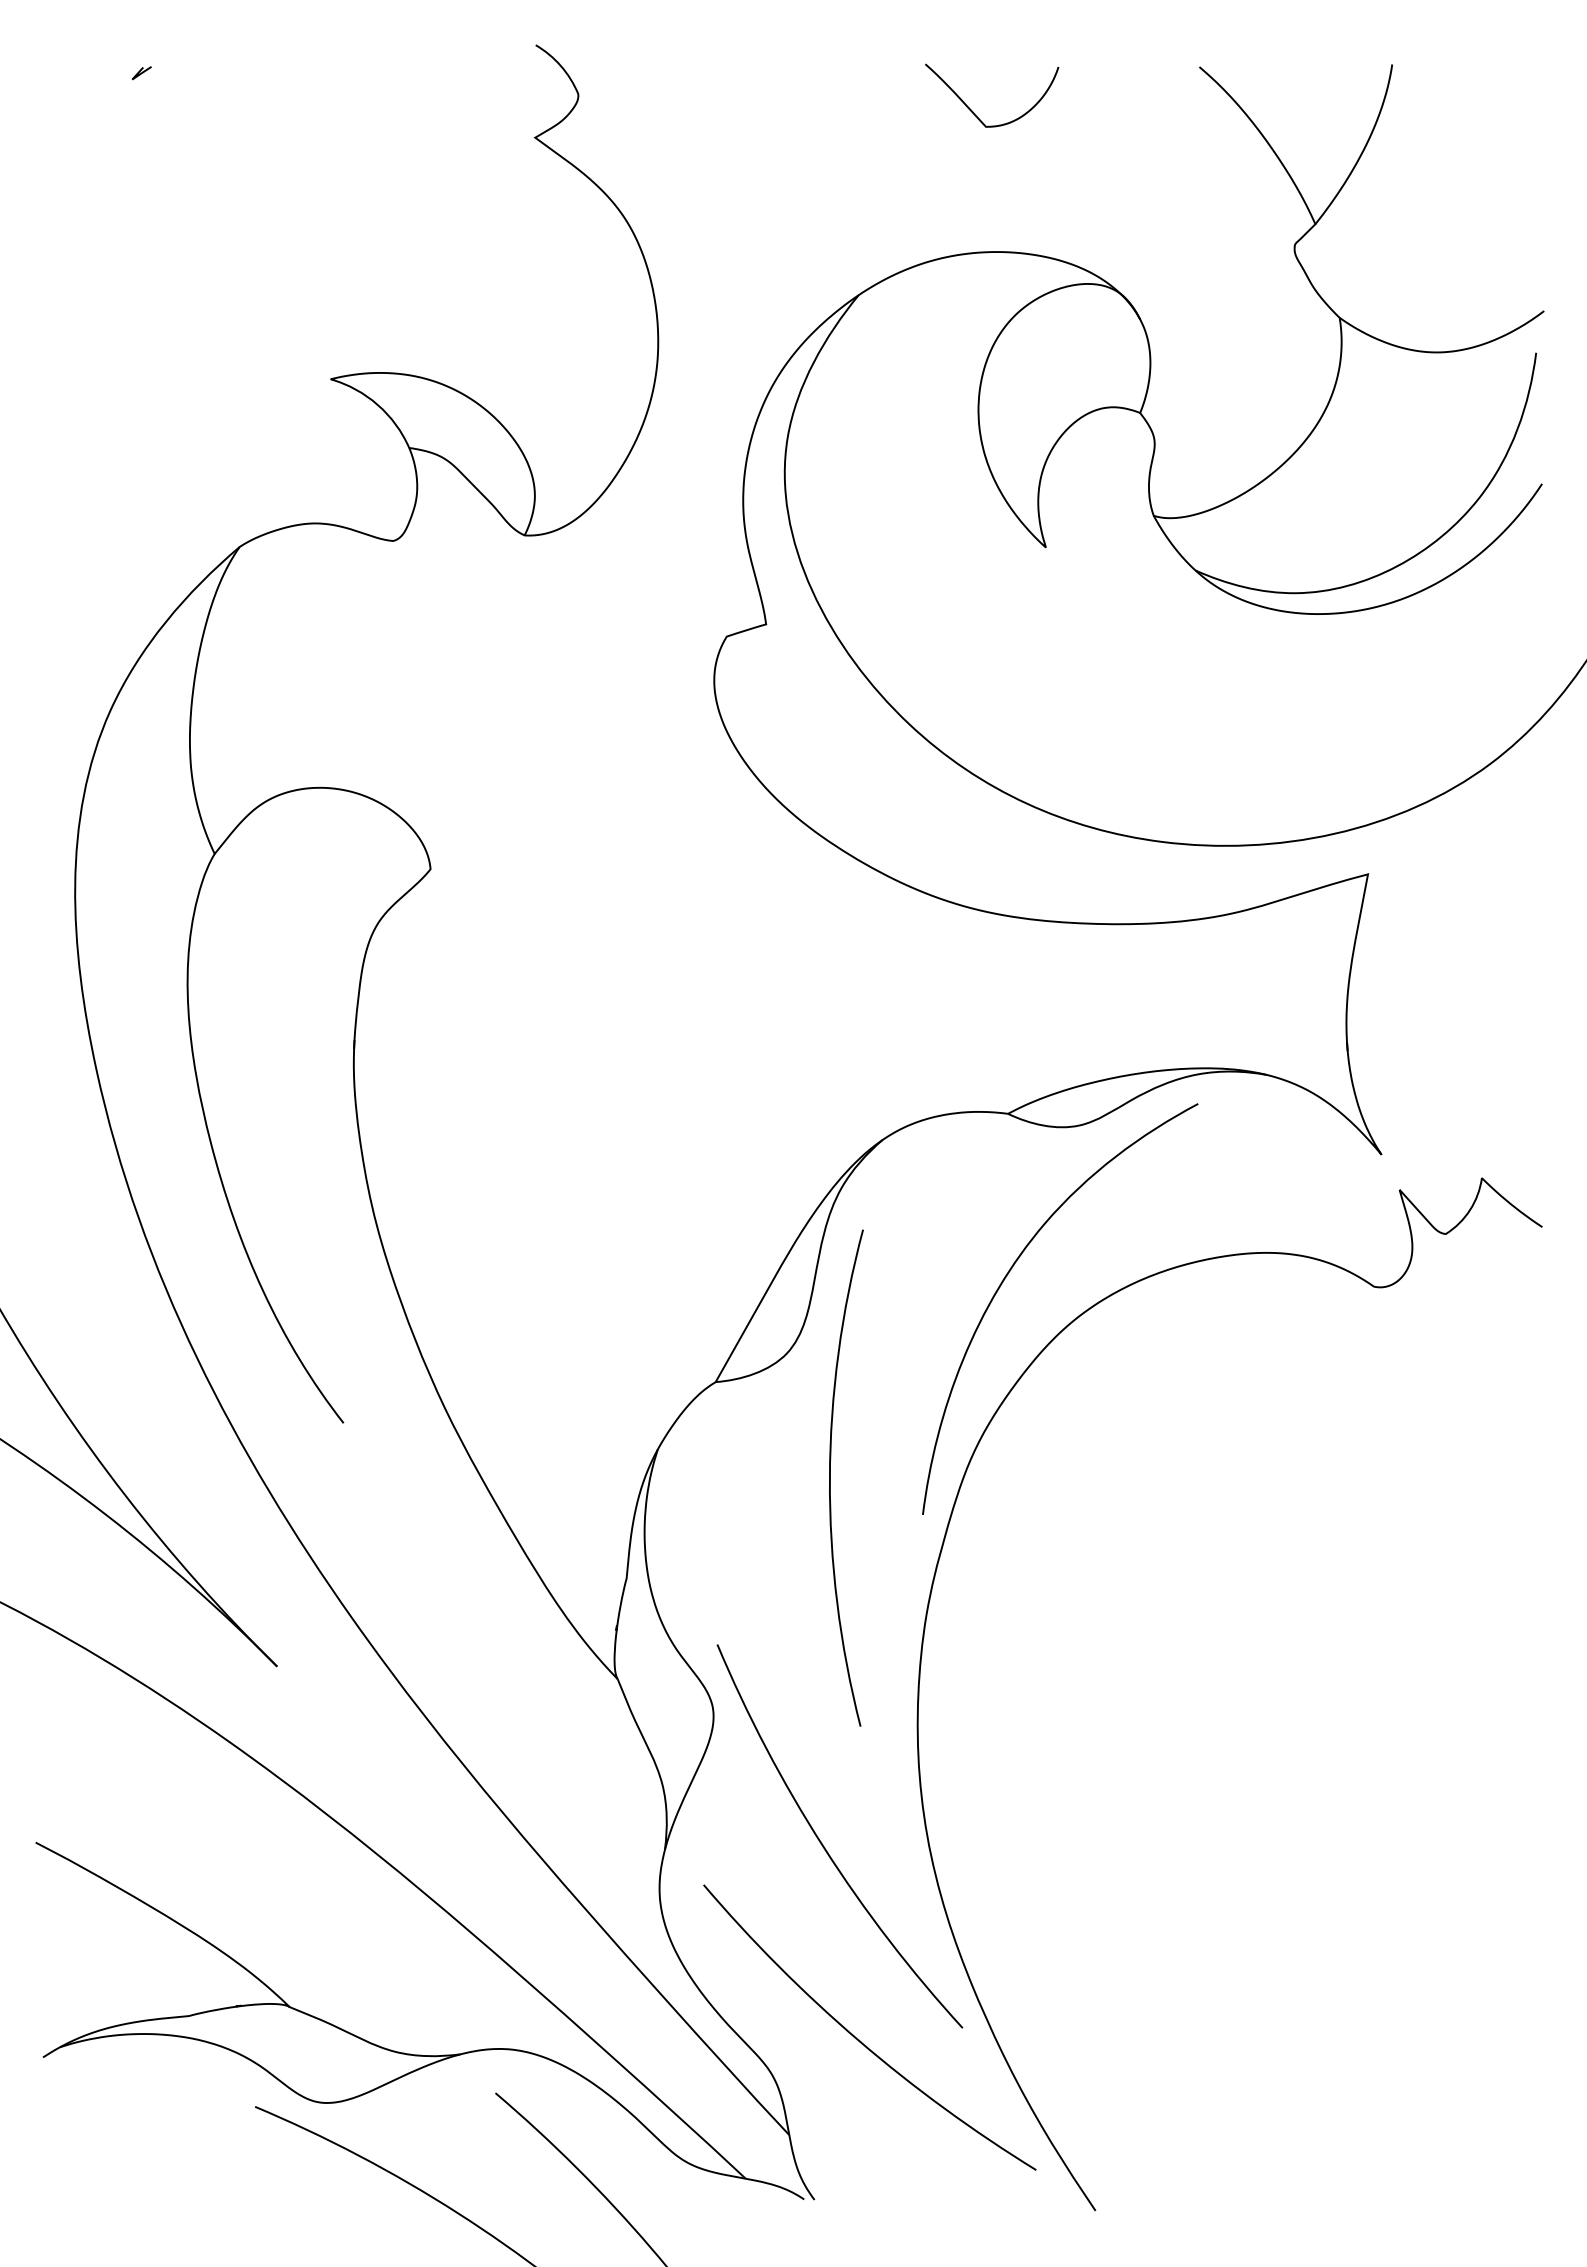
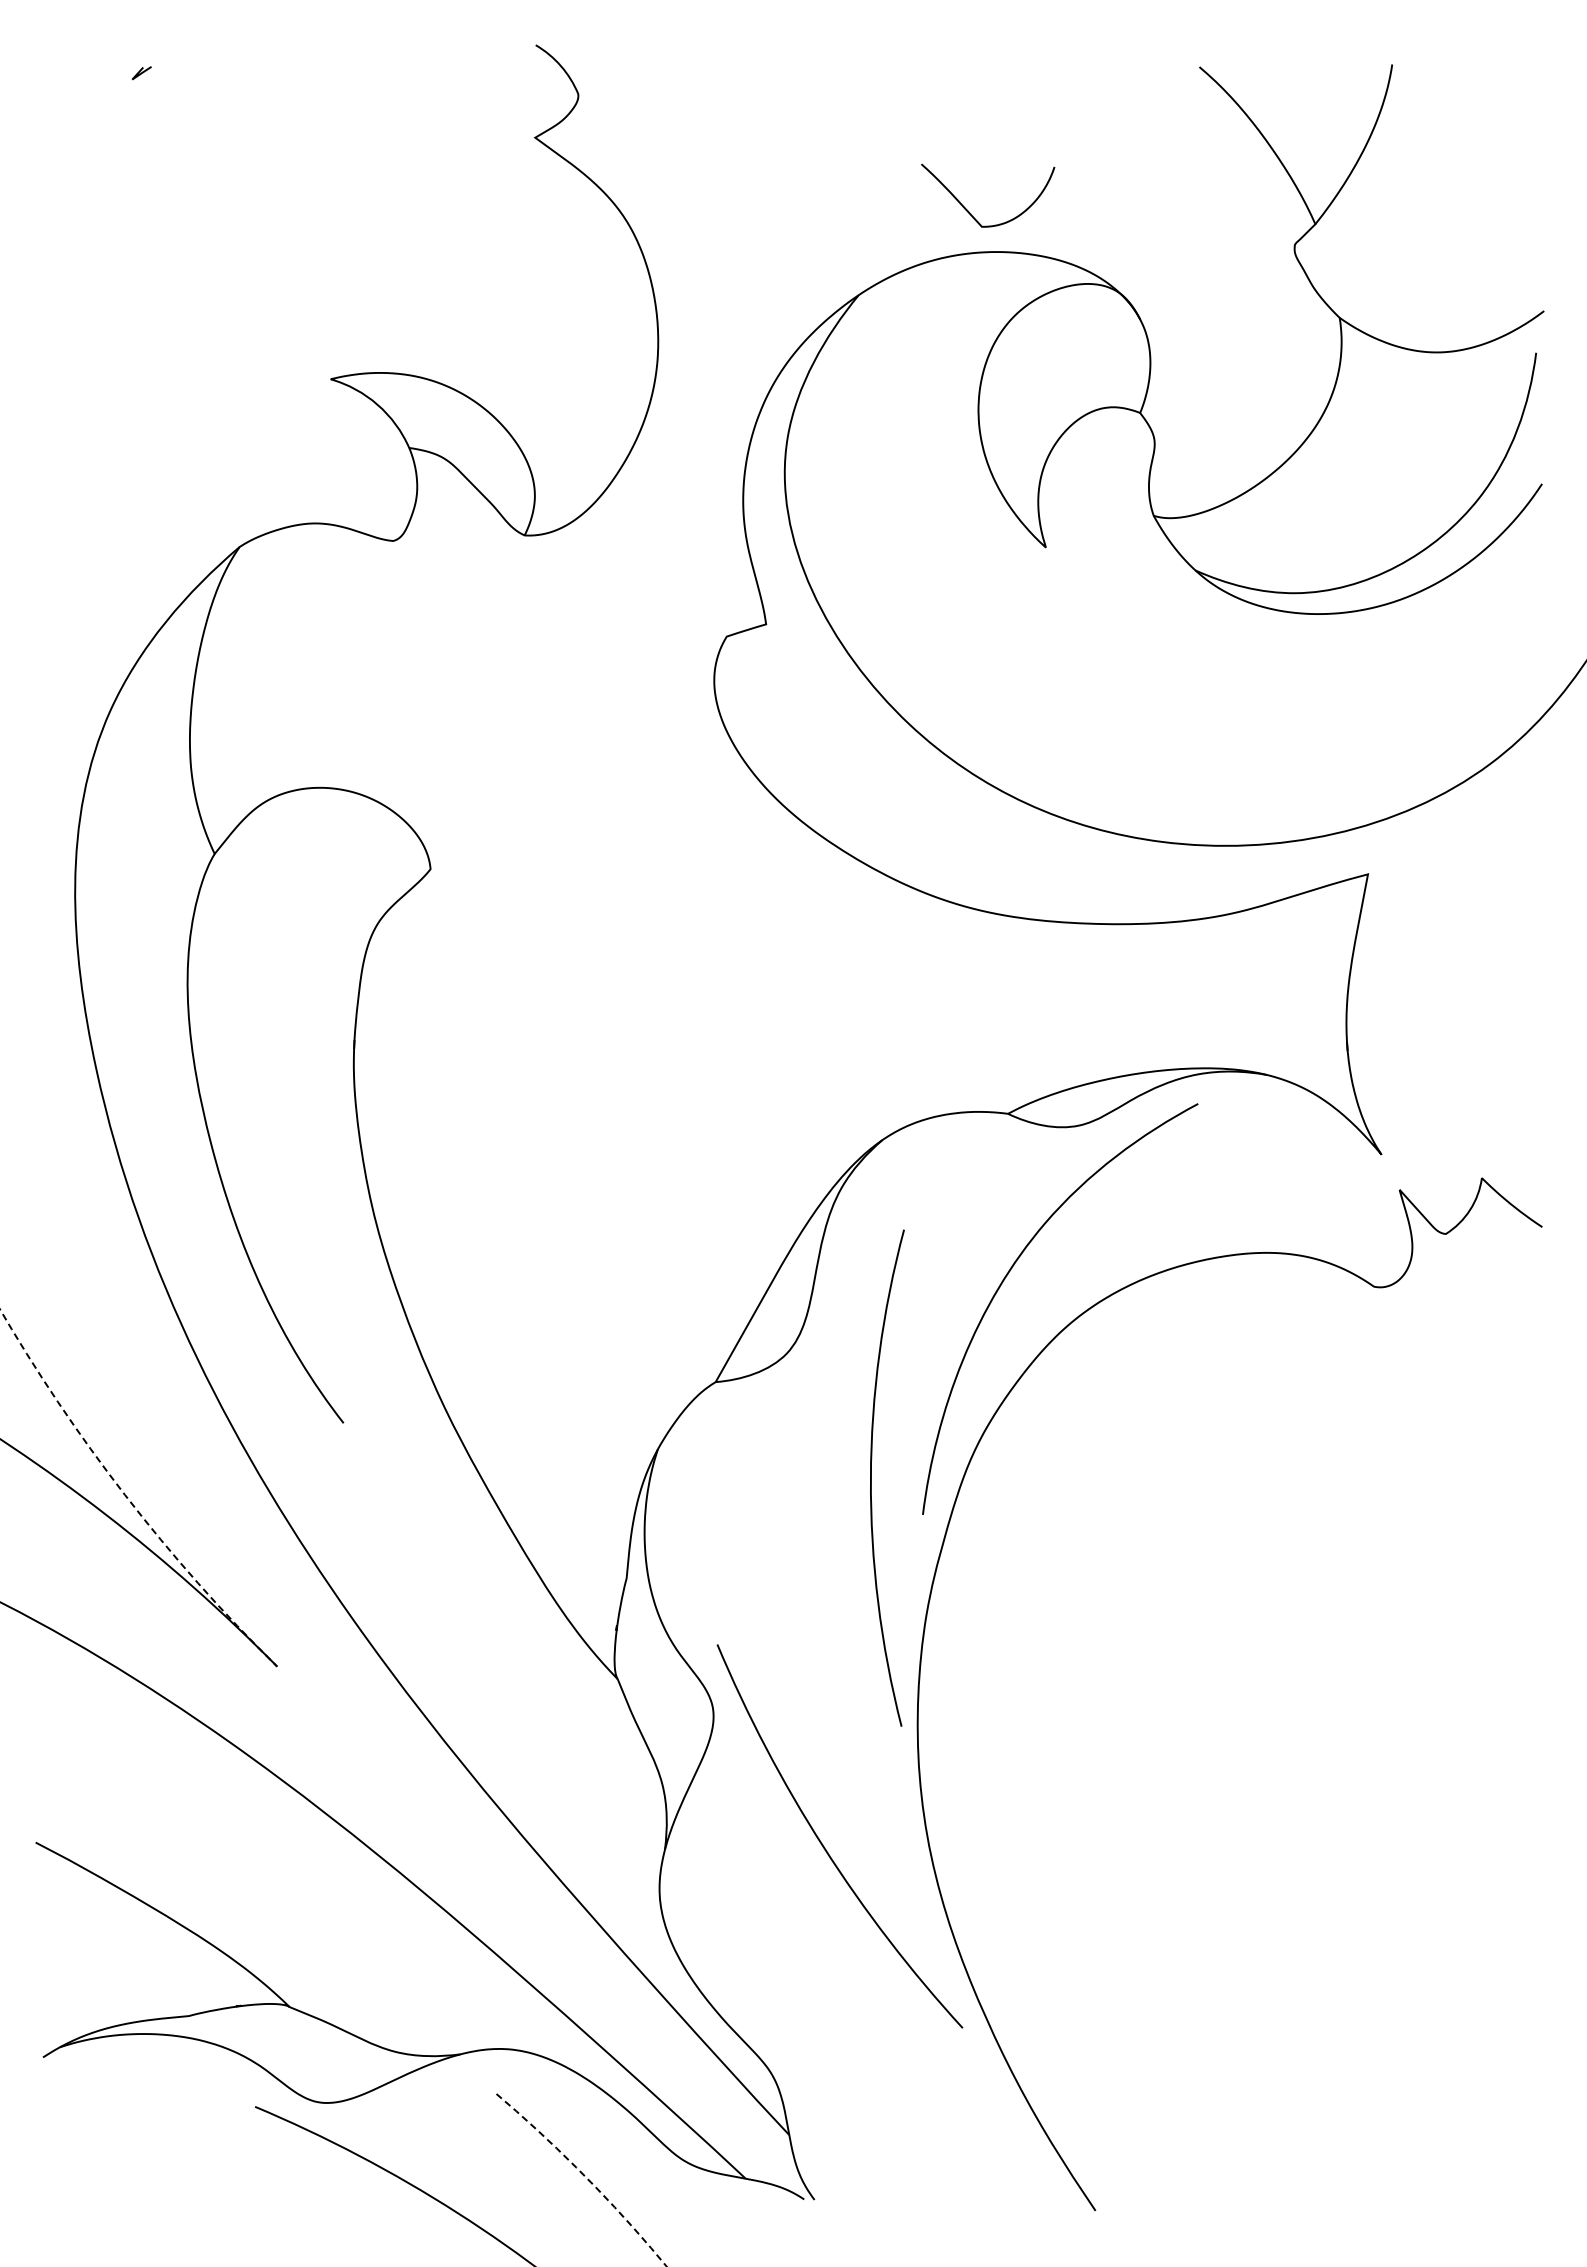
curve position: (974, 112) -> (970, 212) (970, 212)
arc position: (830, 1477) -> (871, 1477) (871, 1477)
arc: solid -> dashed (126, 1497)
arc: present -> none (859, 2039)
arc: solid -> dashed (584, 2176)
